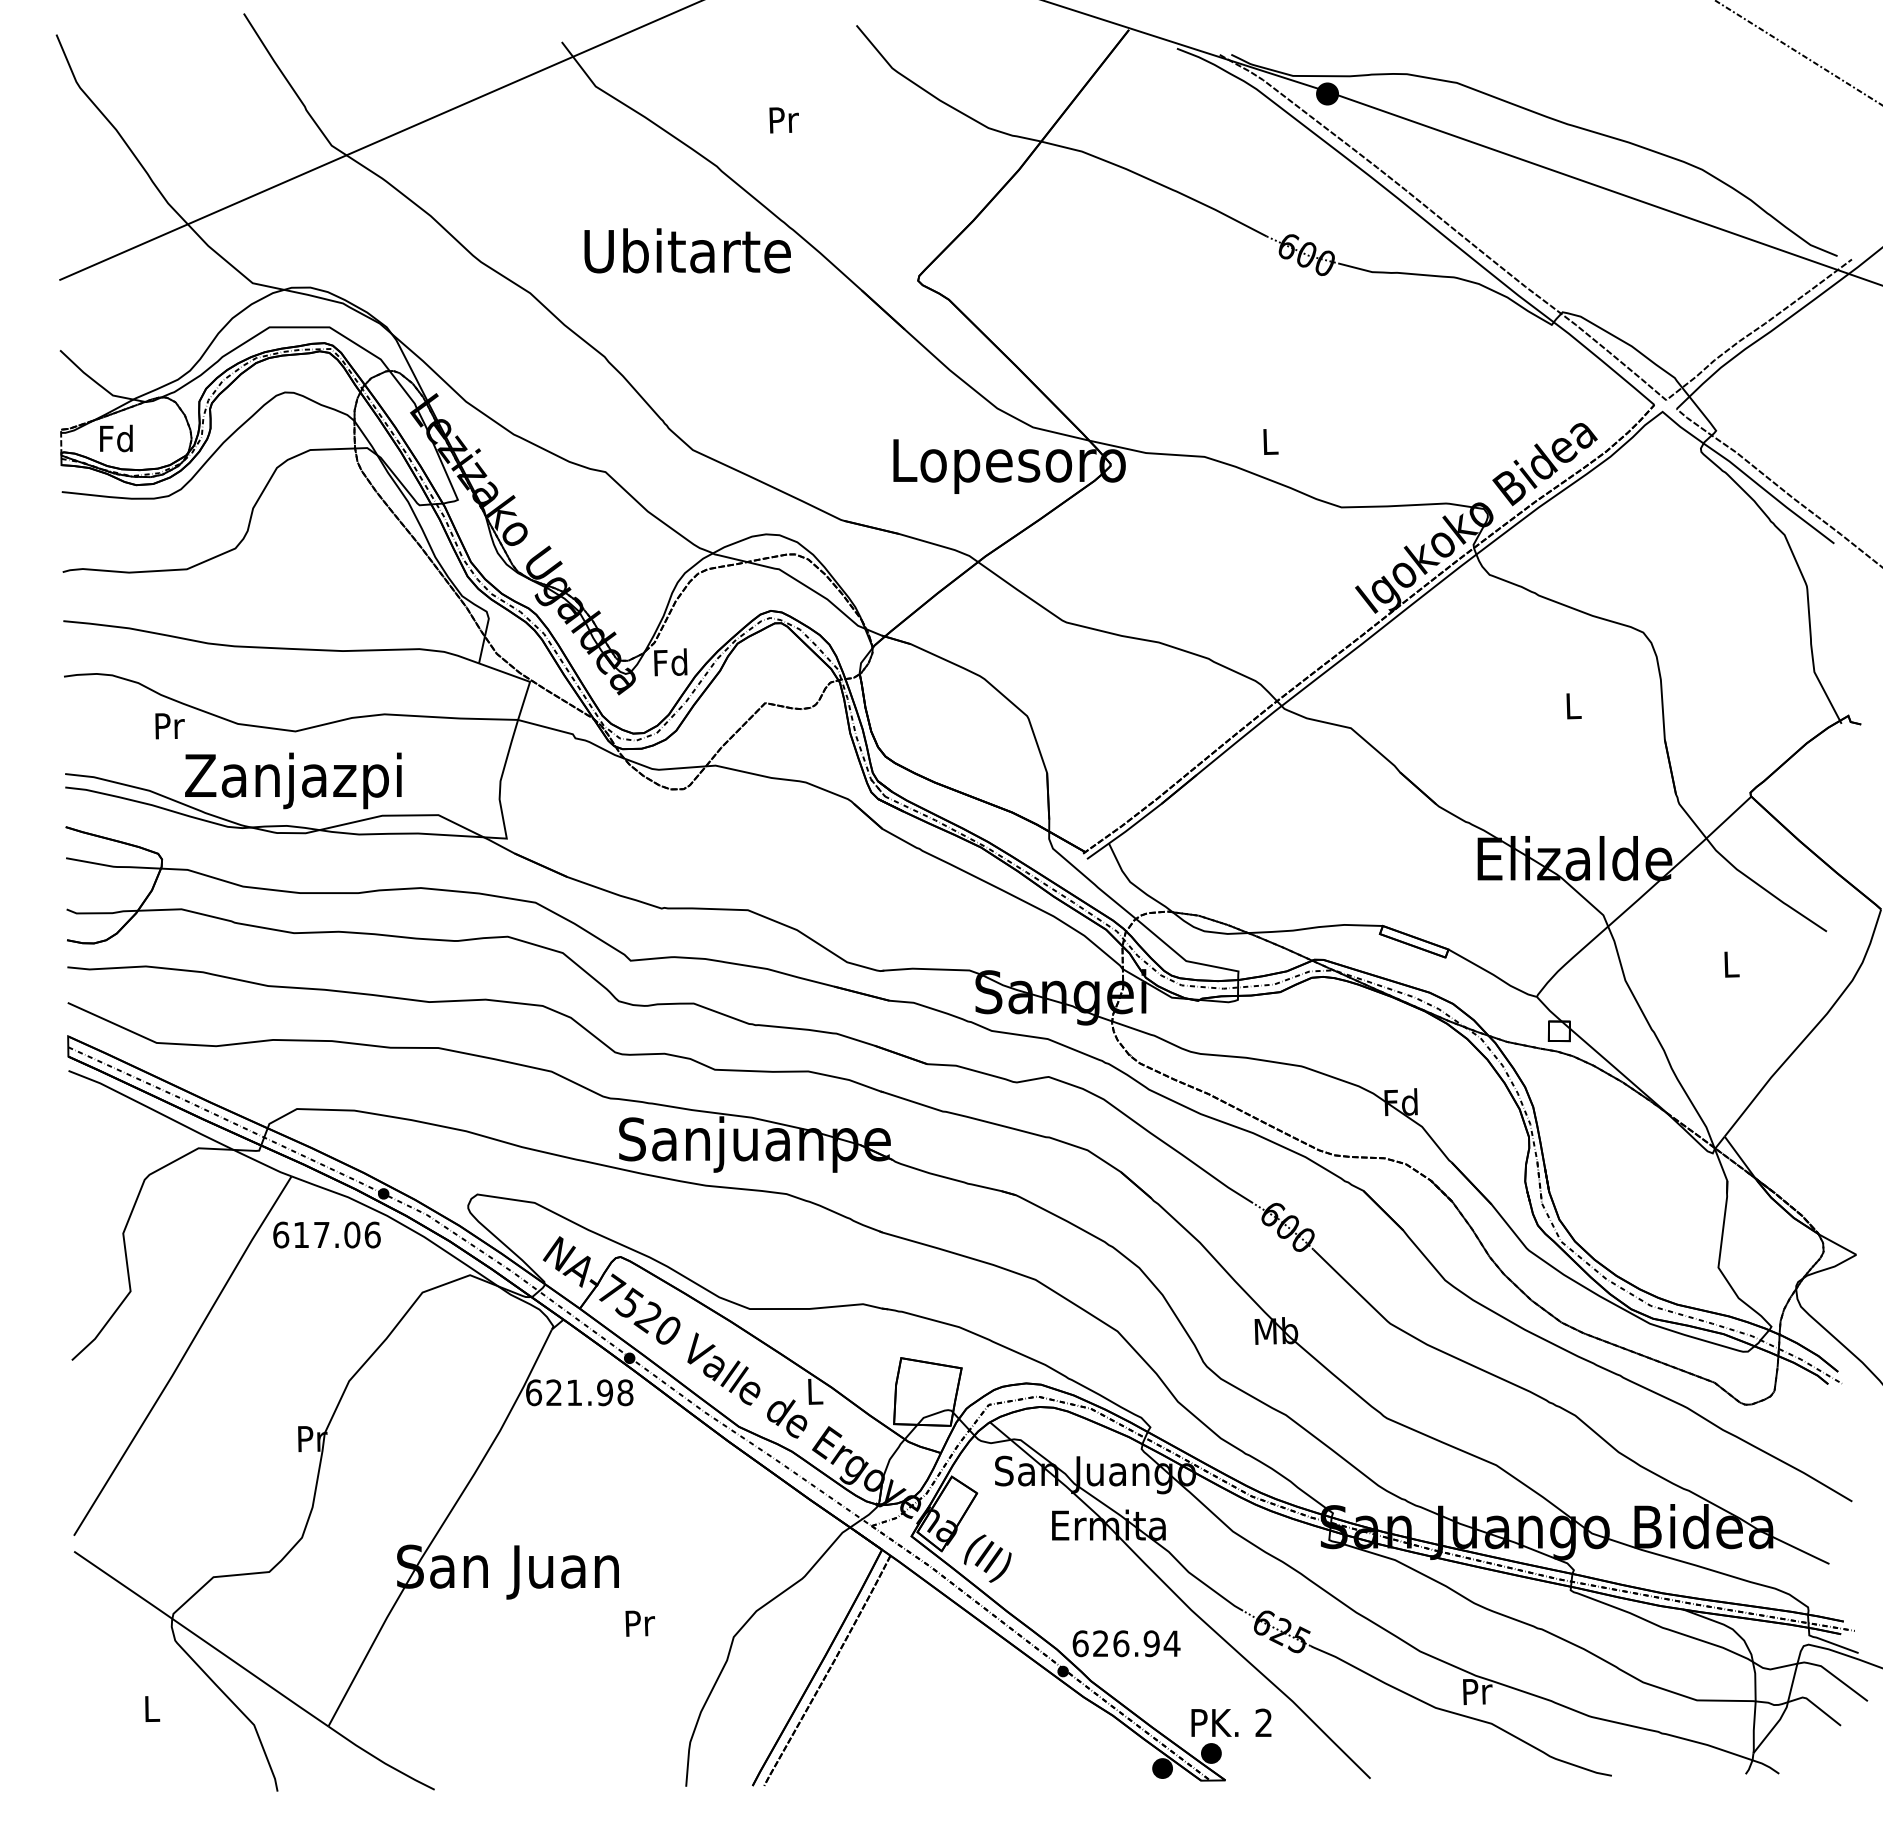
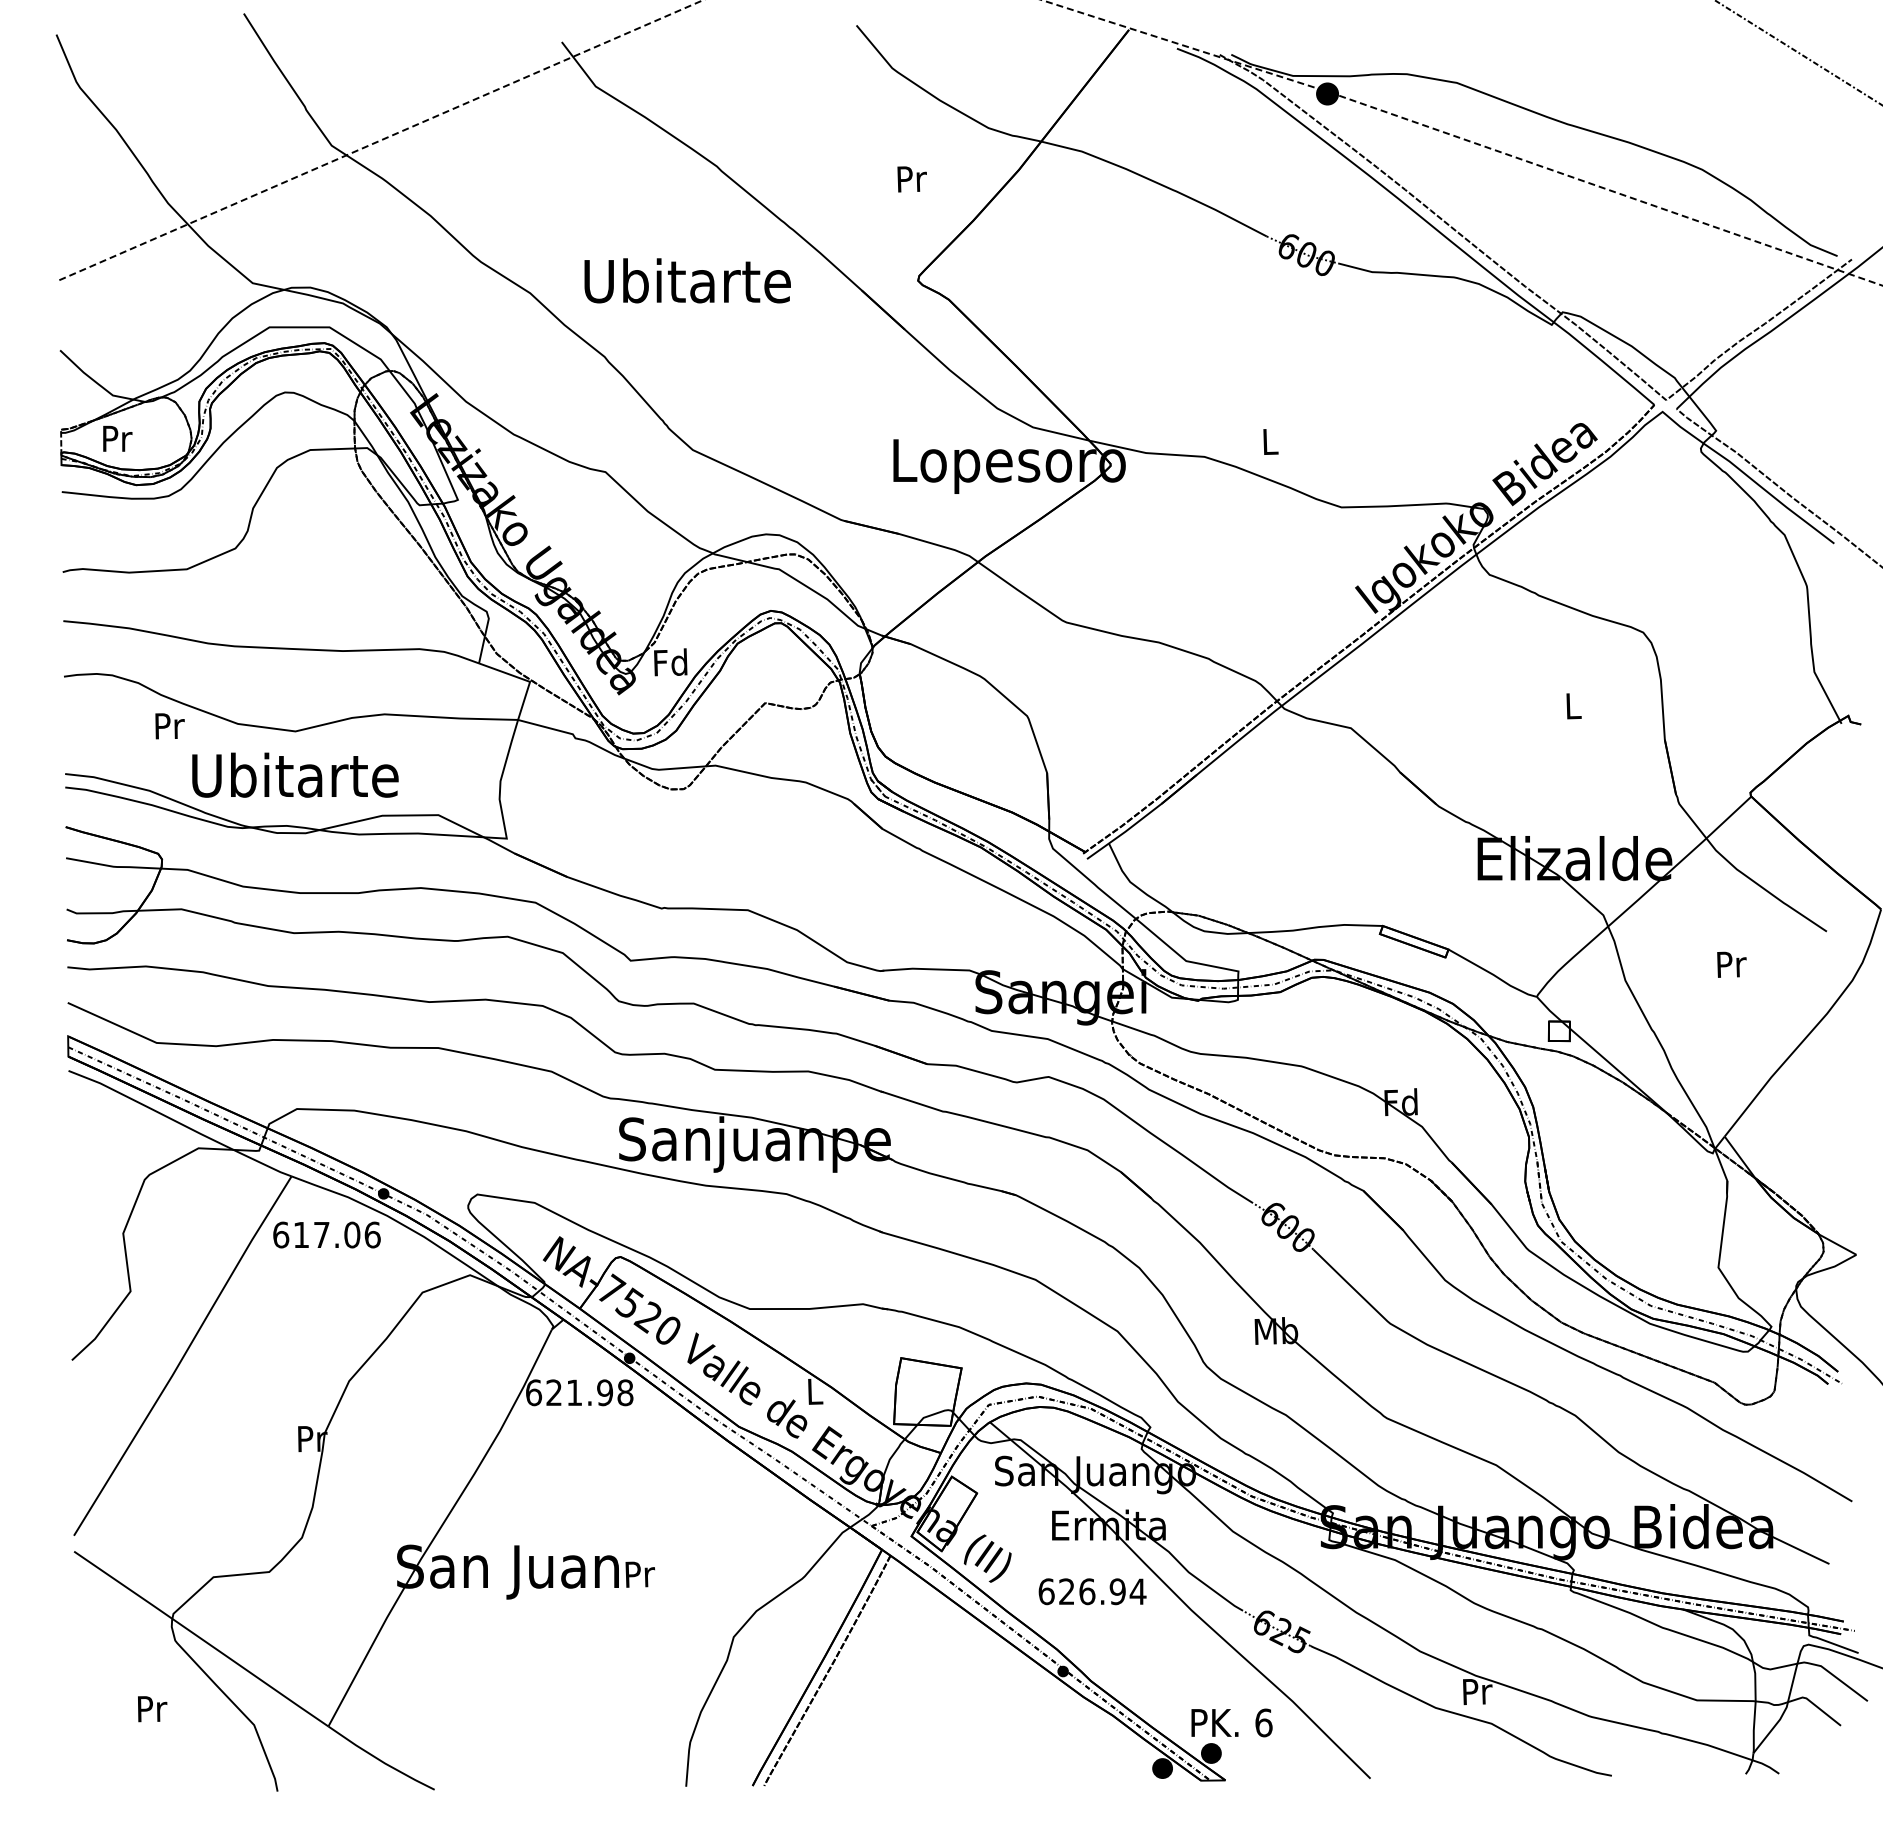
text position: (783, 120) -> (911, 179) (911, 179)
line: solid -> dashed (1463, 139)
line: solid -> dashed (381, 140)
text position: (687, 250) -> (687, 280) (687, 280)
text: Fd -> Pr (116, 438)
text: Zanjazpi -> Ubitarte (293, 780)
text: L -> Pr (1731, 964)
text position: (639, 1623) -> (639, 1574) (639, 1574)
text position: (1126, 1643) -> (1092, 1591) (1092, 1591)
text: L -> Pr (152, 1709)
text: 2 -> 6 (1263, 1722)
